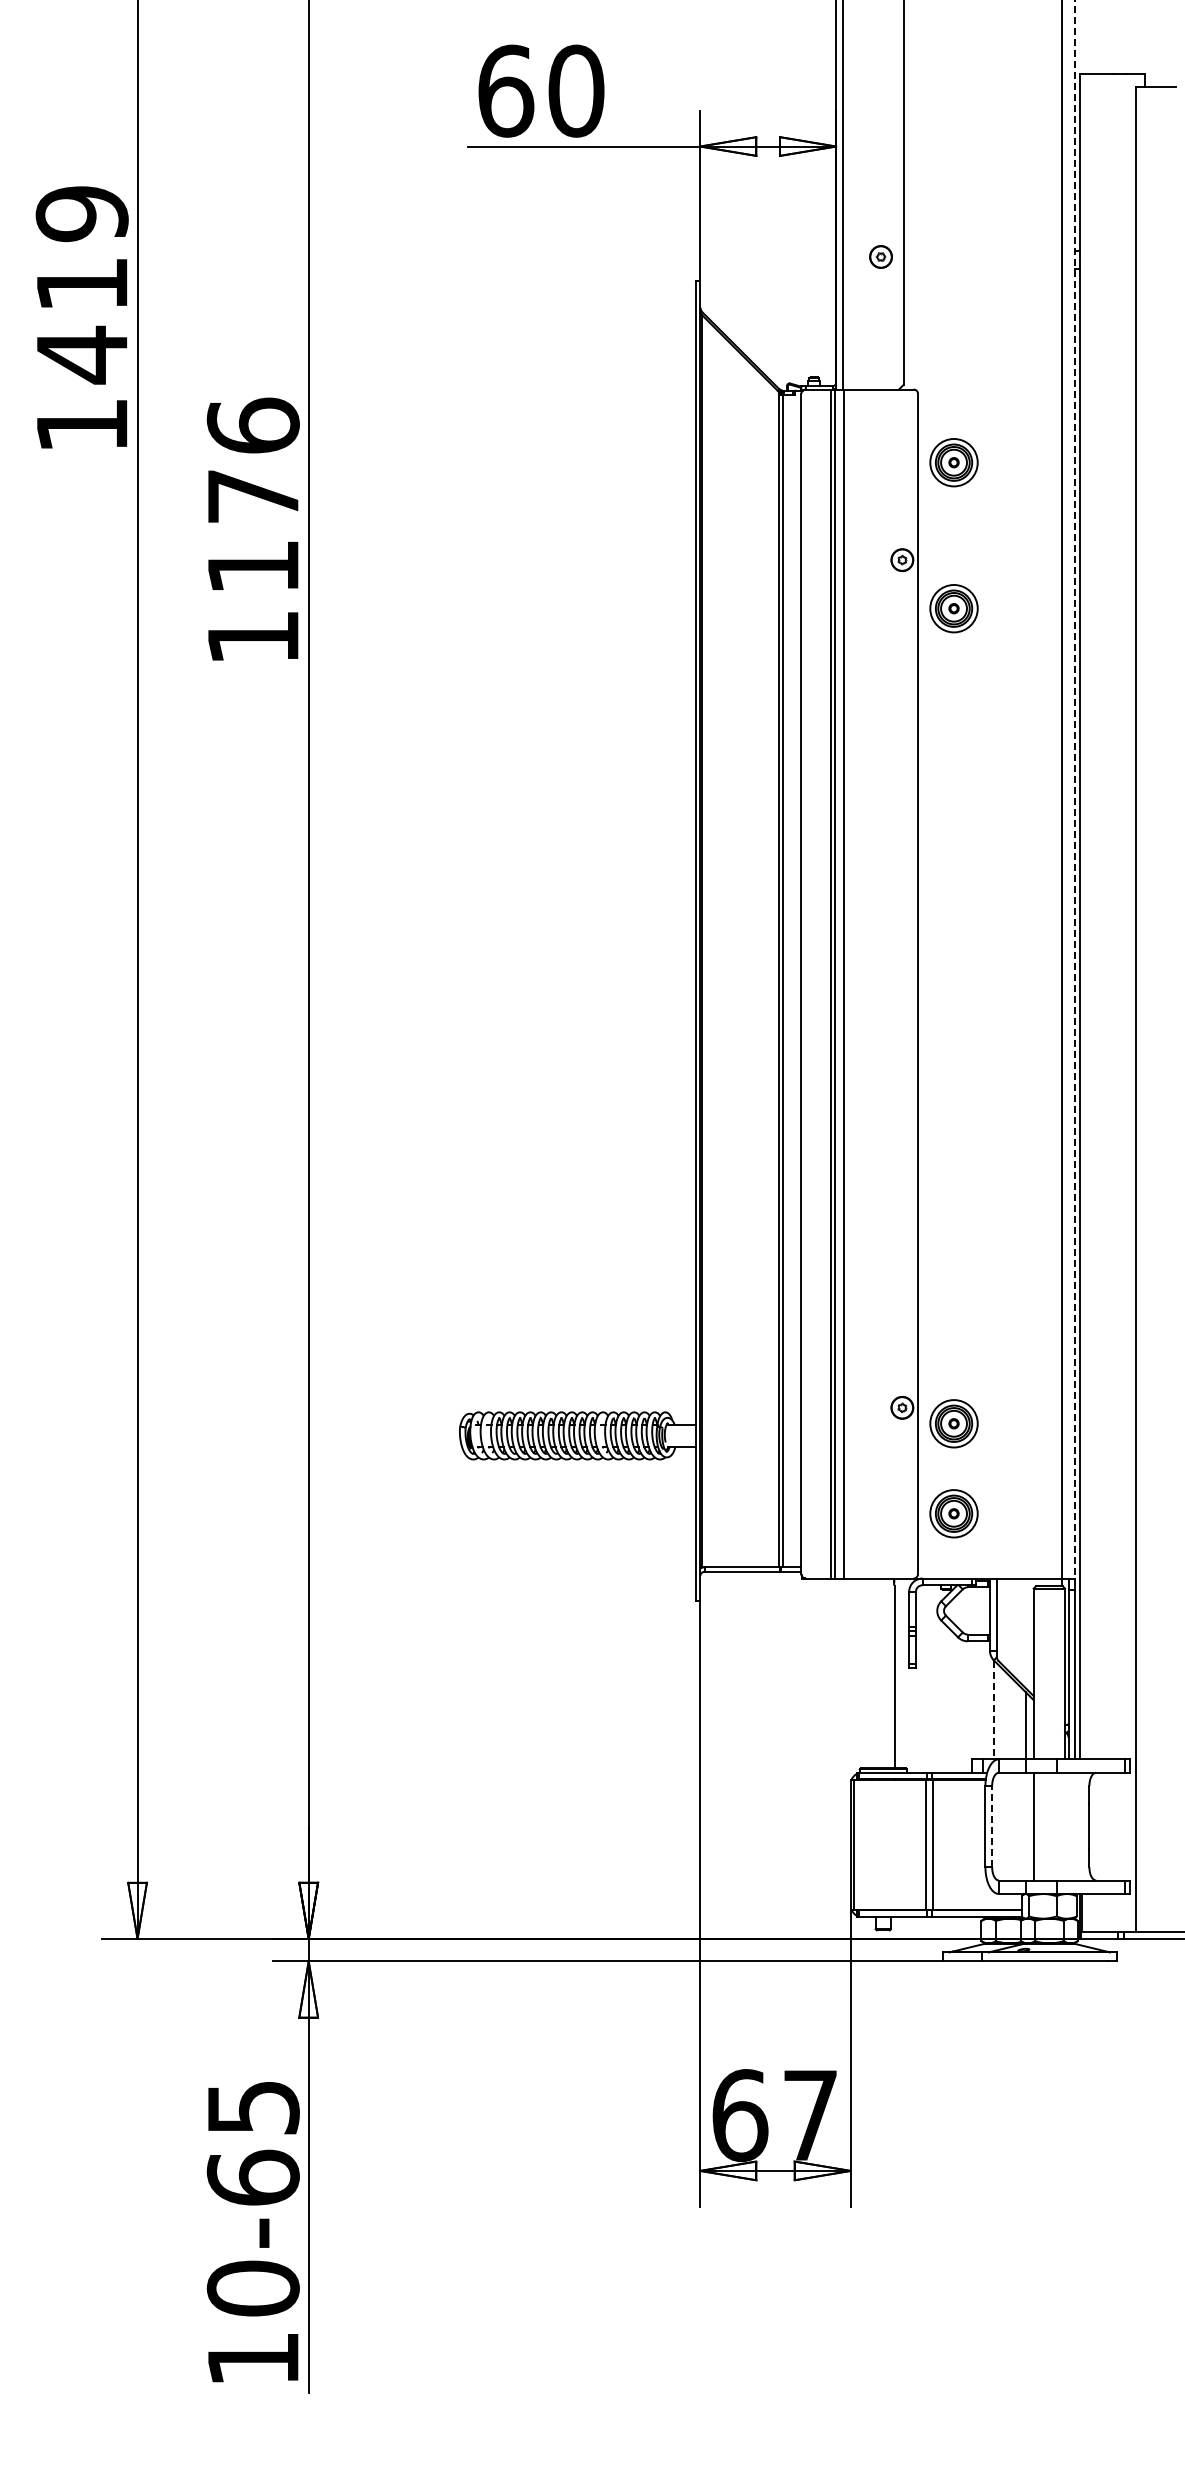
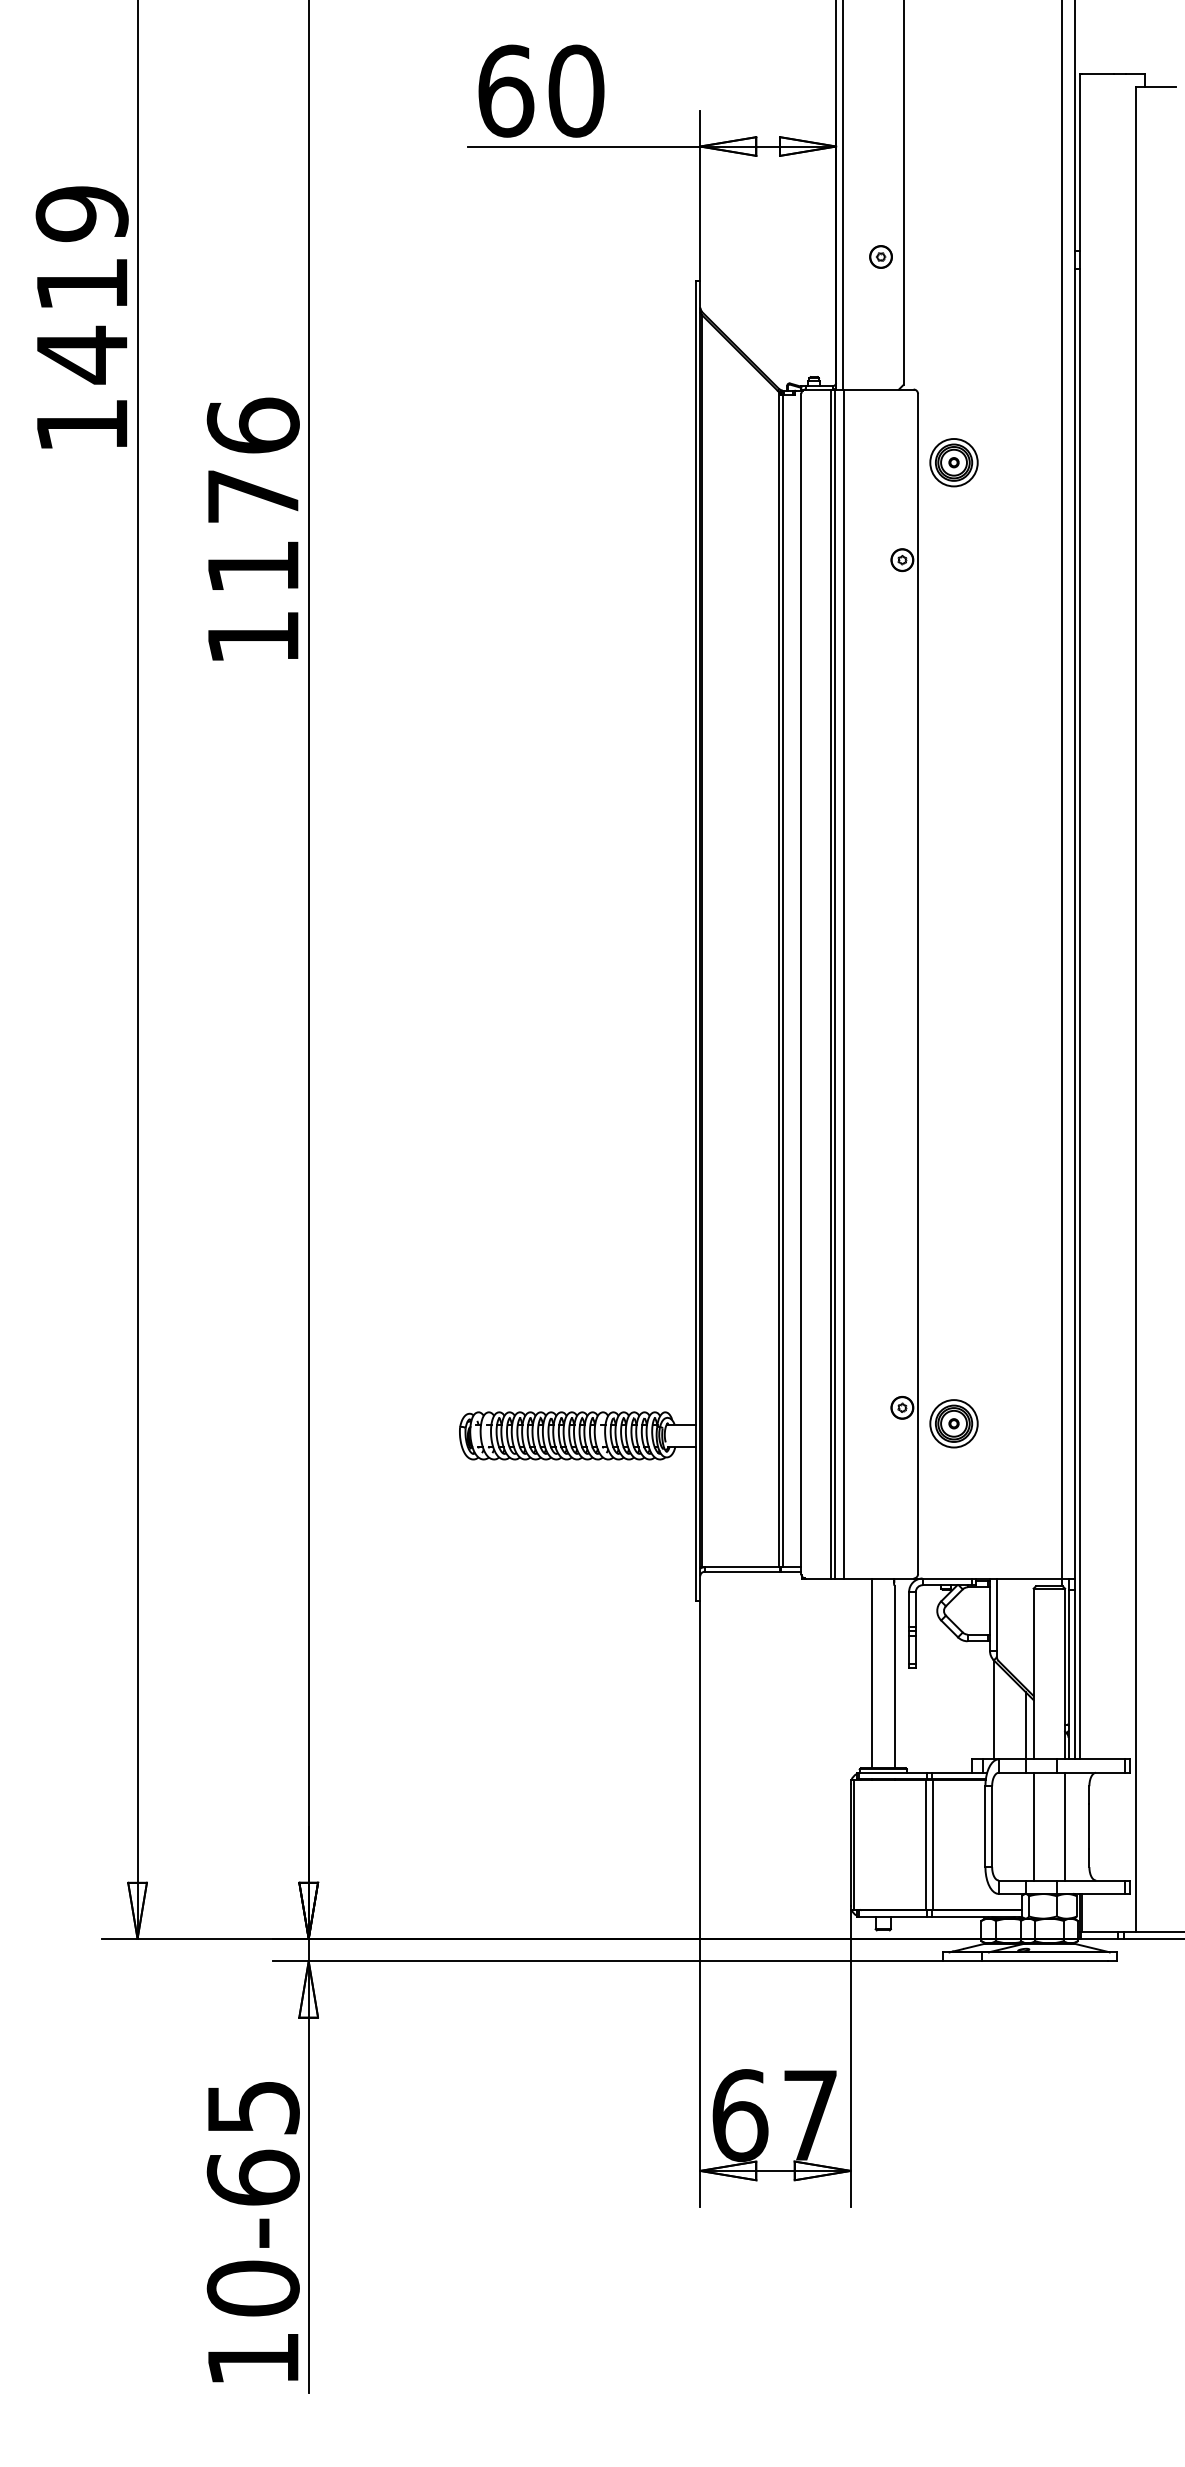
part: present -> none (953, 608)
line: dashed -> solid (1075, 789)
part: present -> none (953, 1513)
line: none -> present (872, 1673)
line: dashed -> solid (994, 1710)
line: dashed -> solid (992, 1826)
line: none -> present (1065, 1826)
